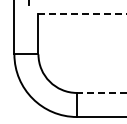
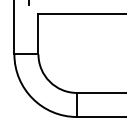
line: dashed -> solid (82, 14)
line: dashed -> solid (101, 92)
